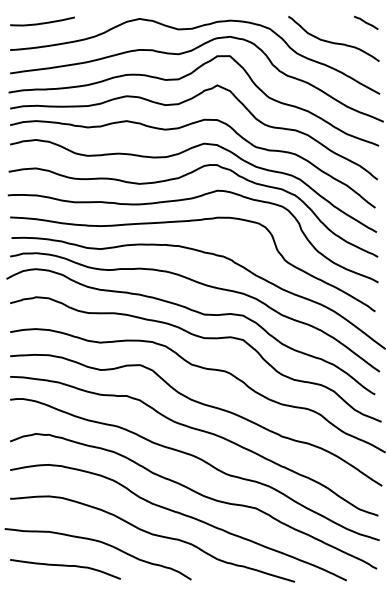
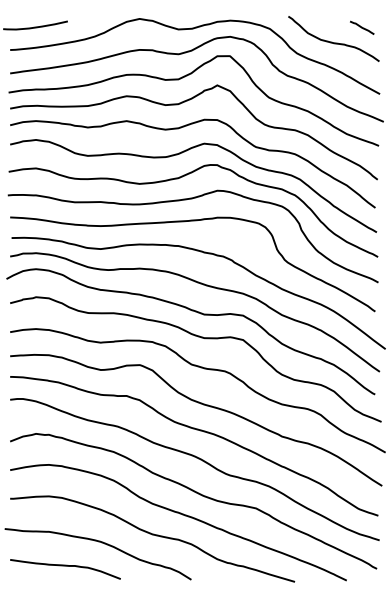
curve position: (42, 22) -> (35, 26) (35, 26)
line position: (366, 22) -> (362, 27) (362, 27)
